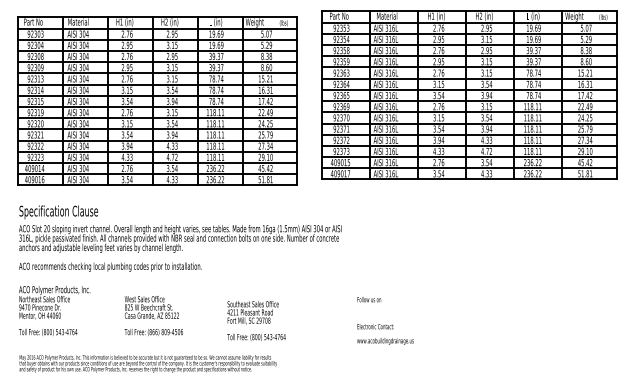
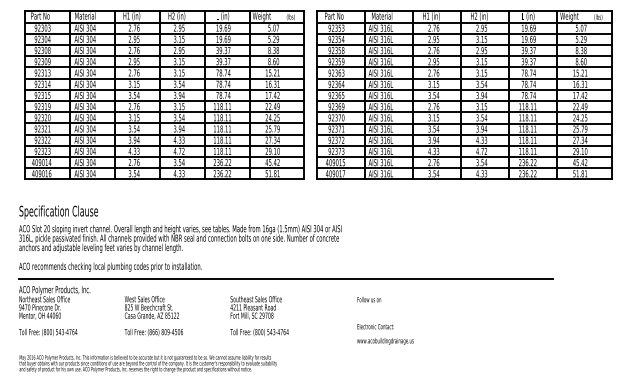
part position: (469, 94) -> (464, 94) (464, 94)
part position: (157, 100) -> (164, 94) (164, 94)
line: none -> present (285, 278)
text position: (256, 320) -> (259, 315) (259, 315)
